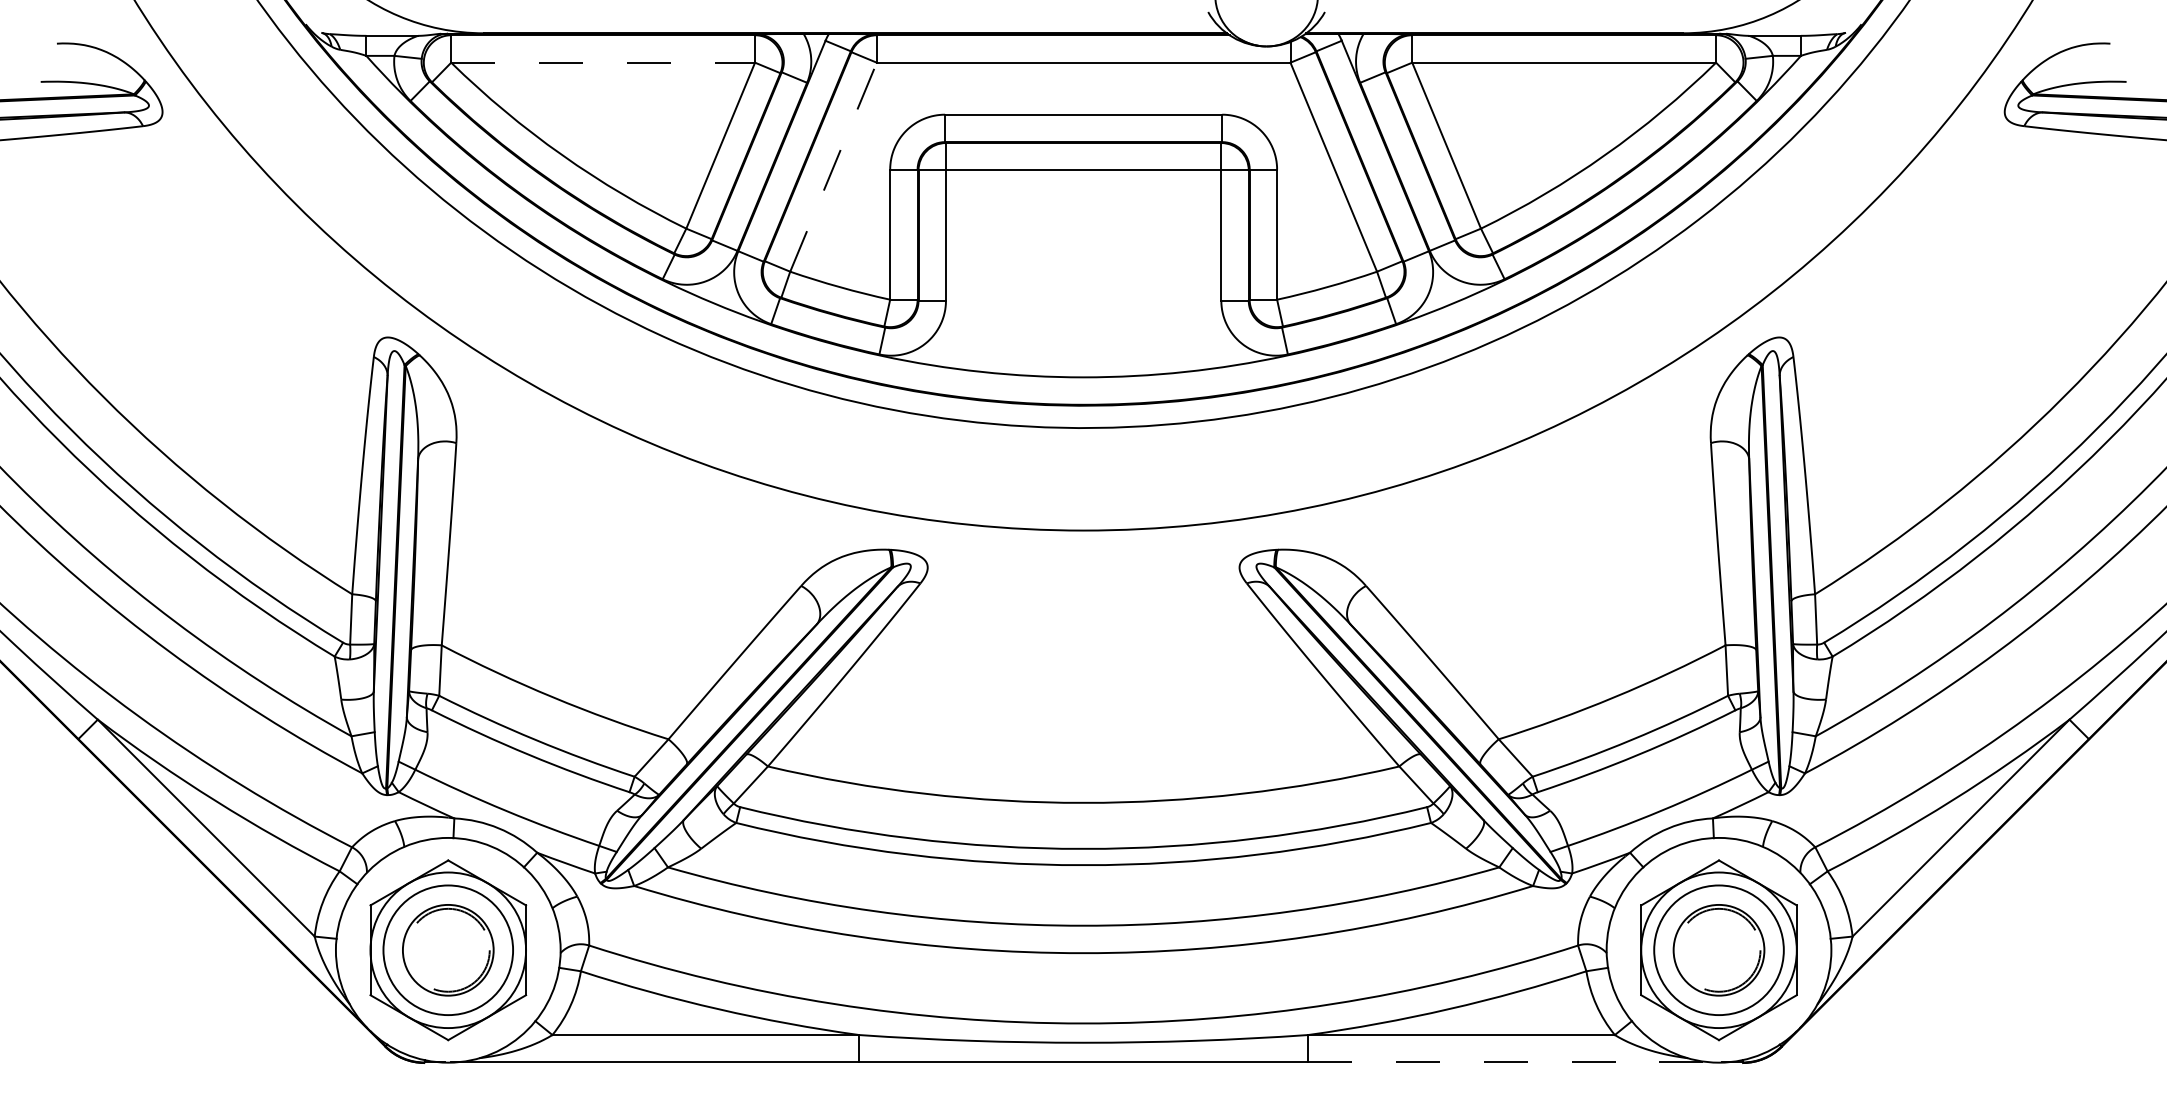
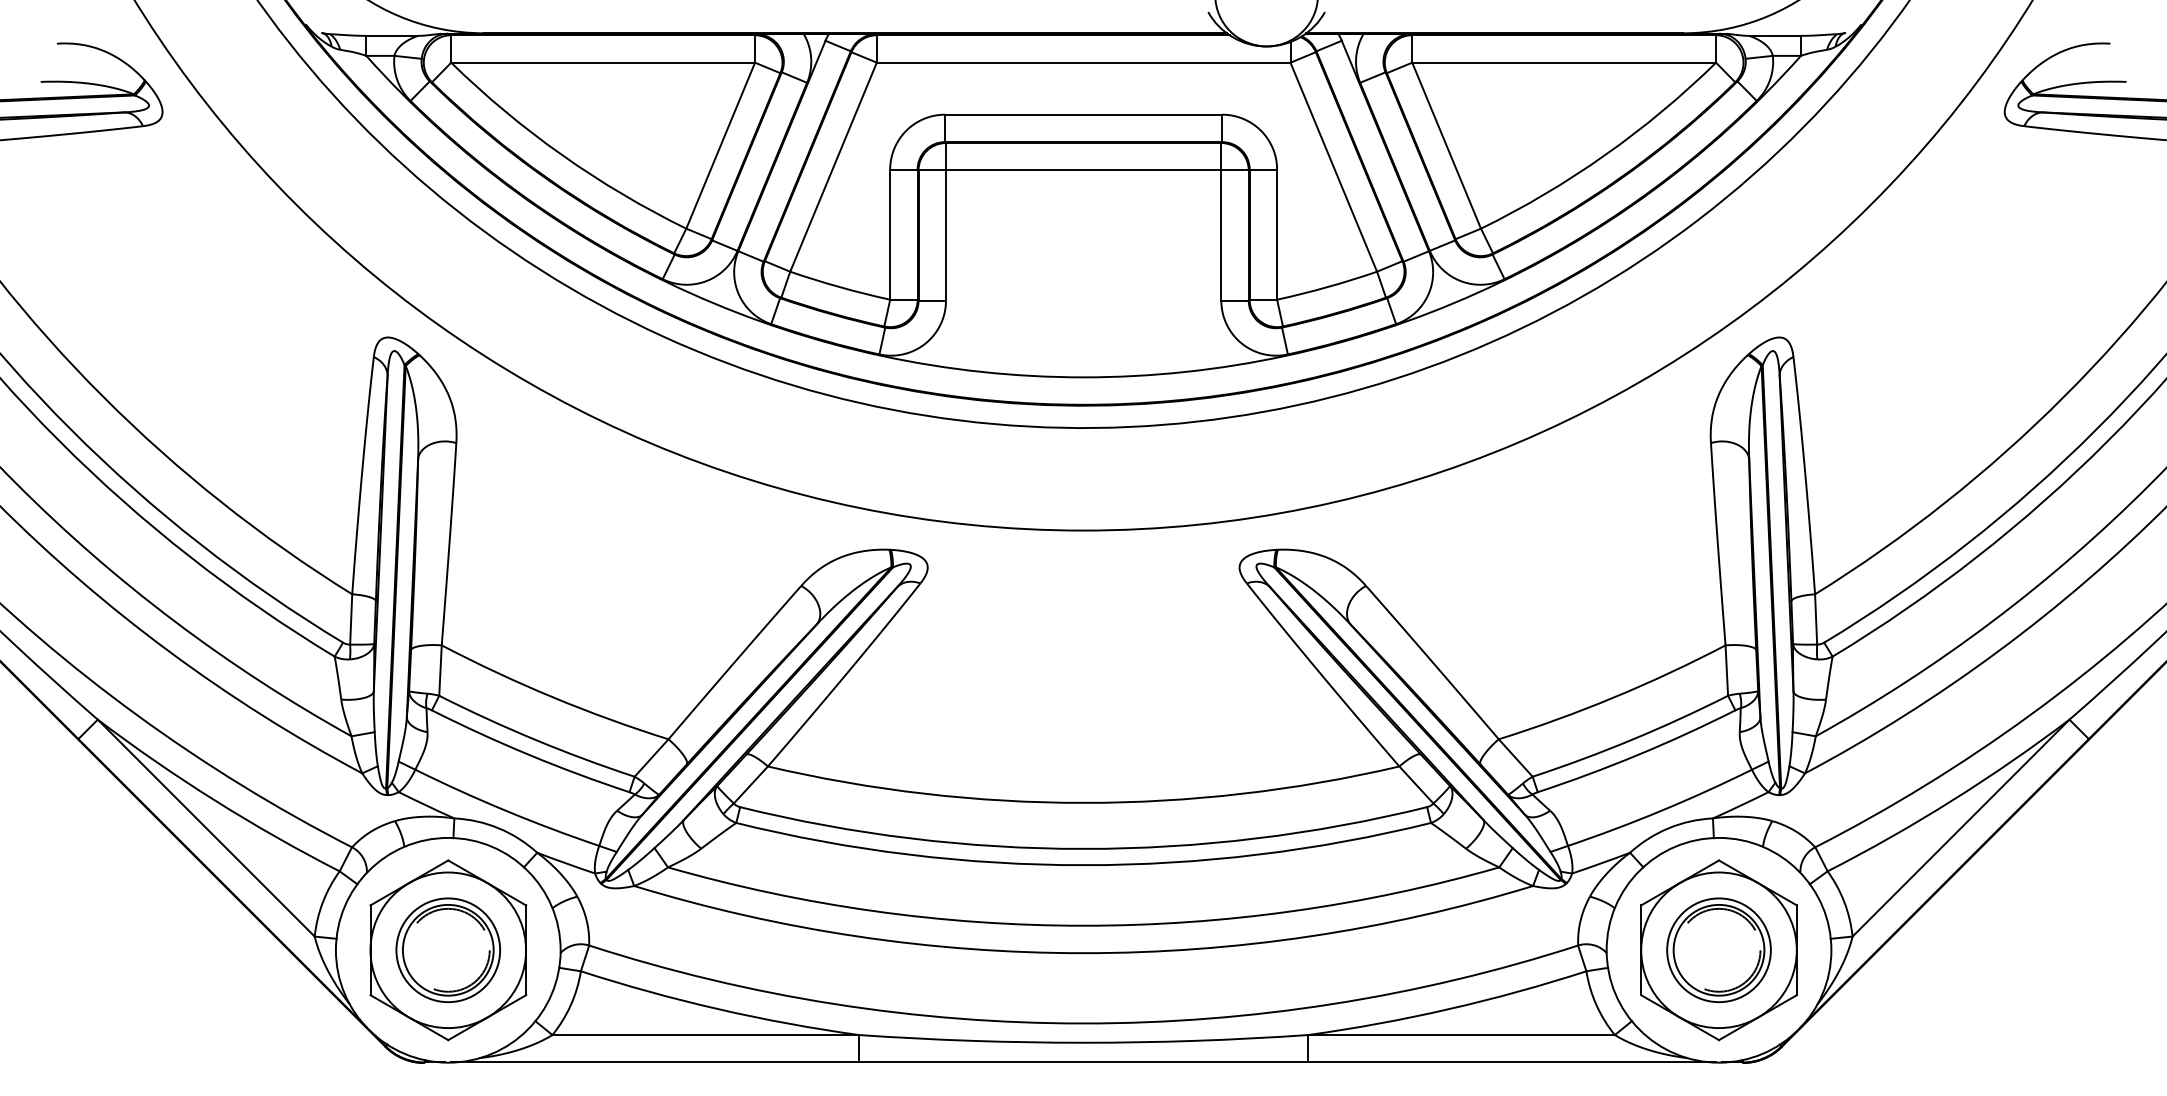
line: dashed -> solid (603, 62)
line: dashed -> solid (833, 166)
circle diameter: 130 px -> 104 px (448, 950)
circle diameter: 130 px -> 104 px (1718, 950)
line: dashed -> solid (1512, 1062)
